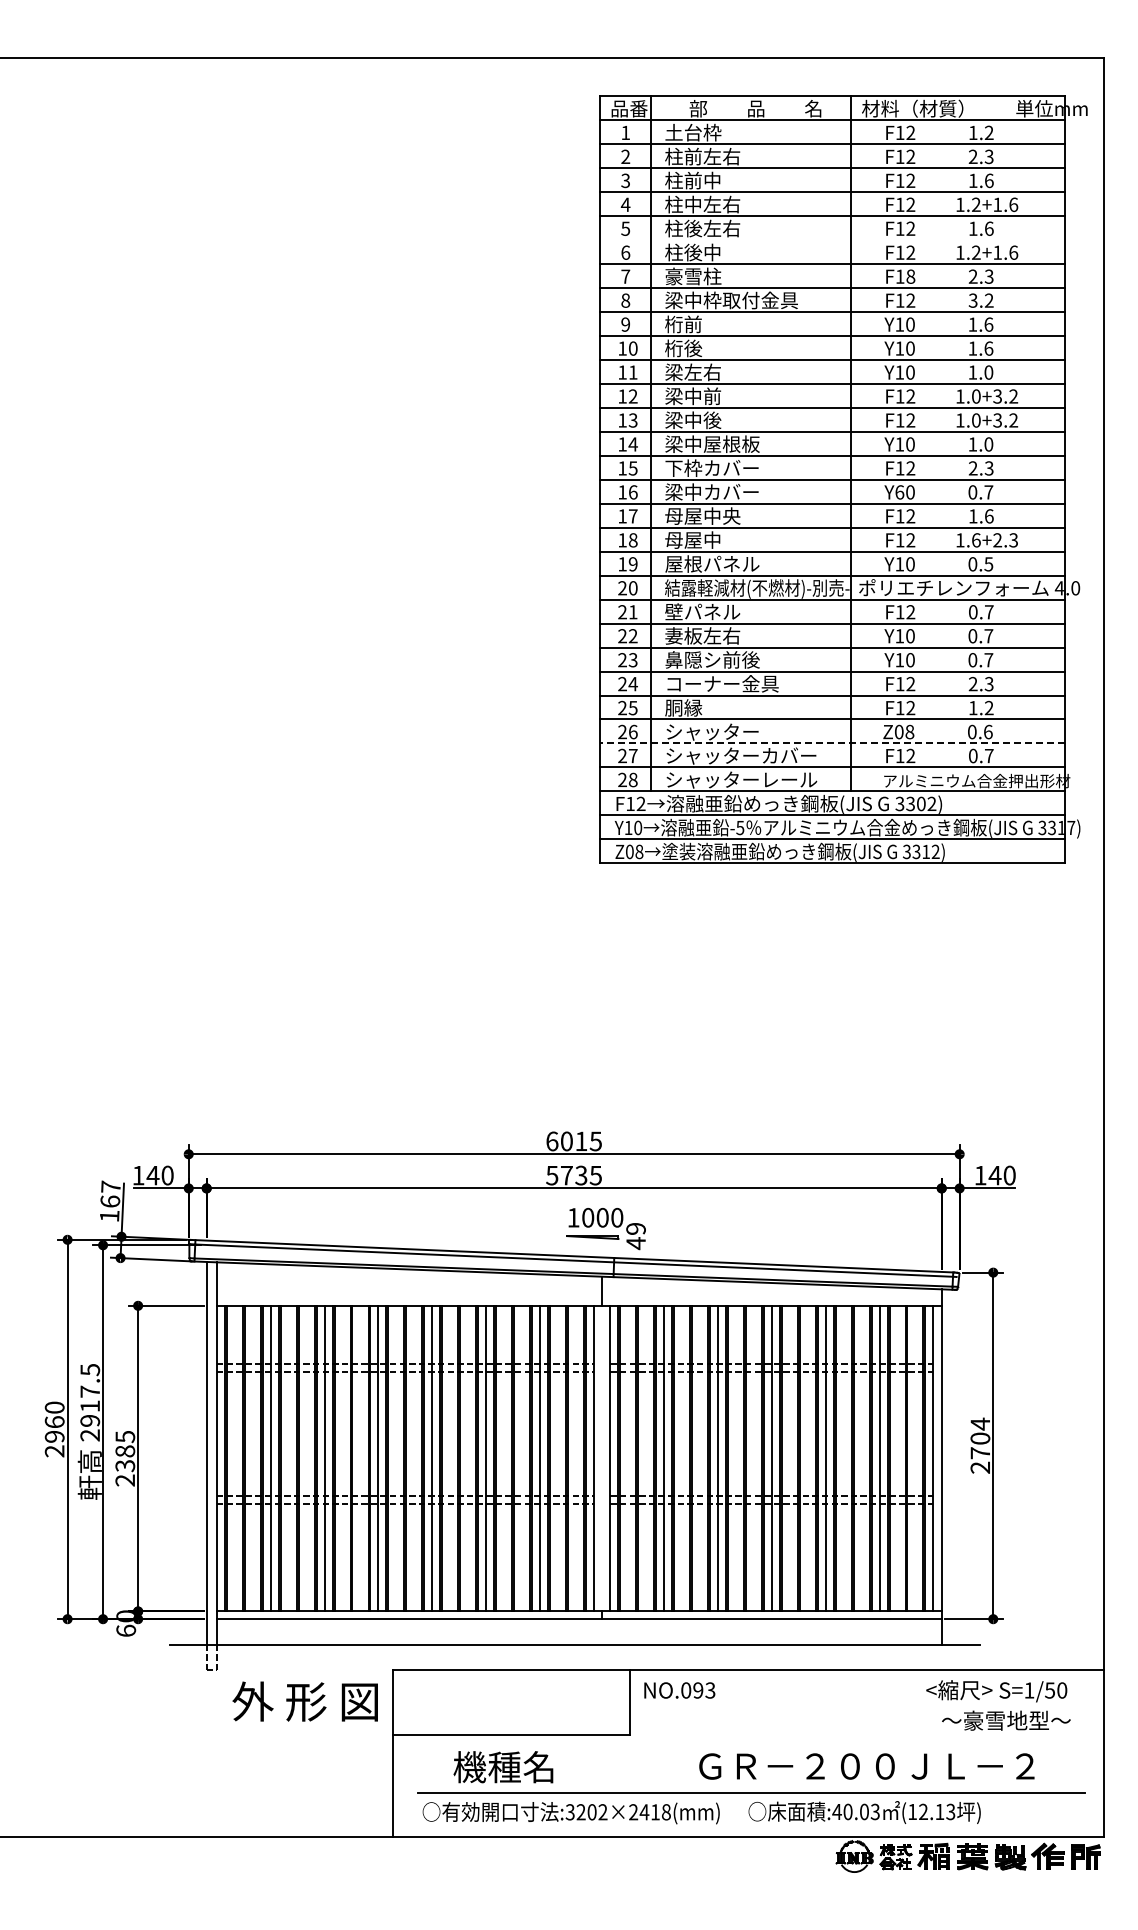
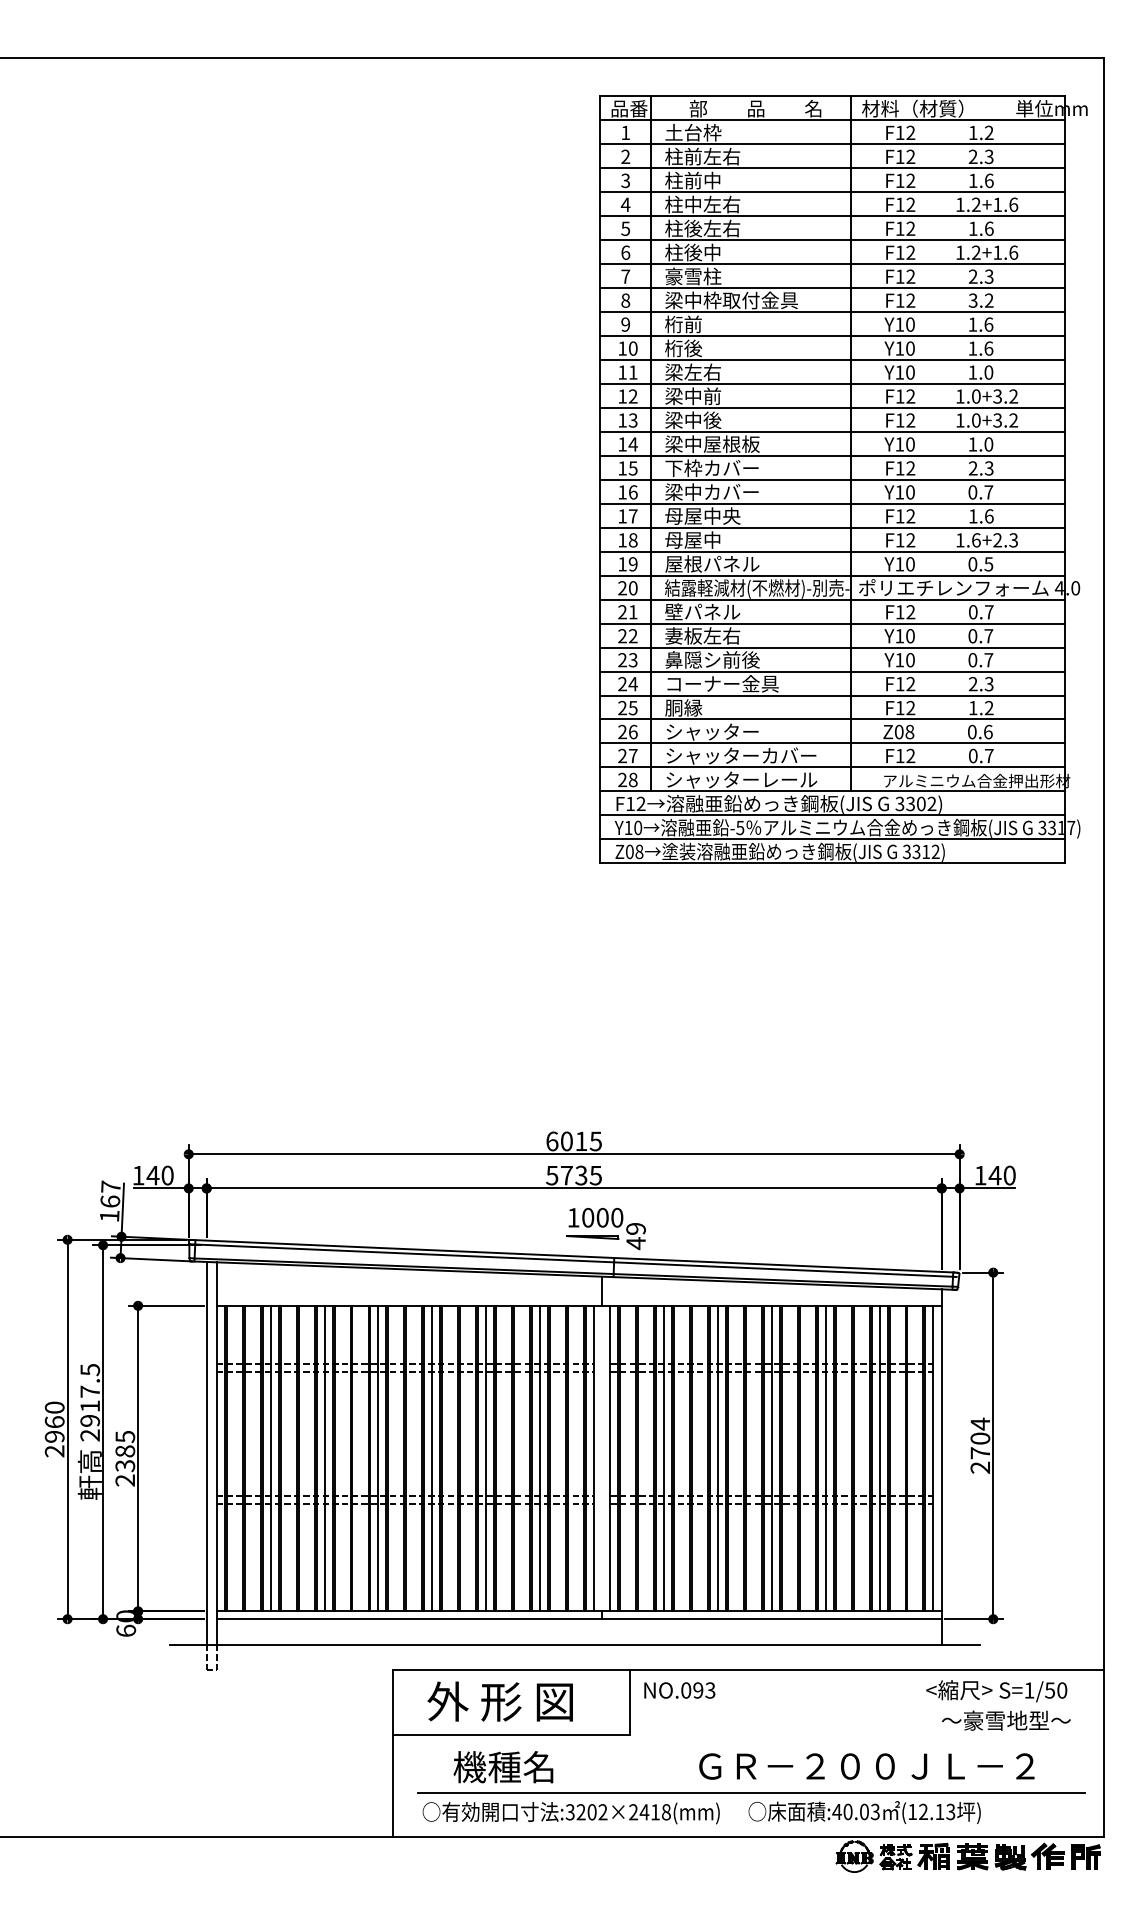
line: none -> present (832, 240)
text: F18 -> F12 (910, 276)
text: Y60 -> Y10 (899, 492)
line: dashed -> solid (832, 743)
text position: (304, 1701) -> (499, 1701) (499, 1701)
